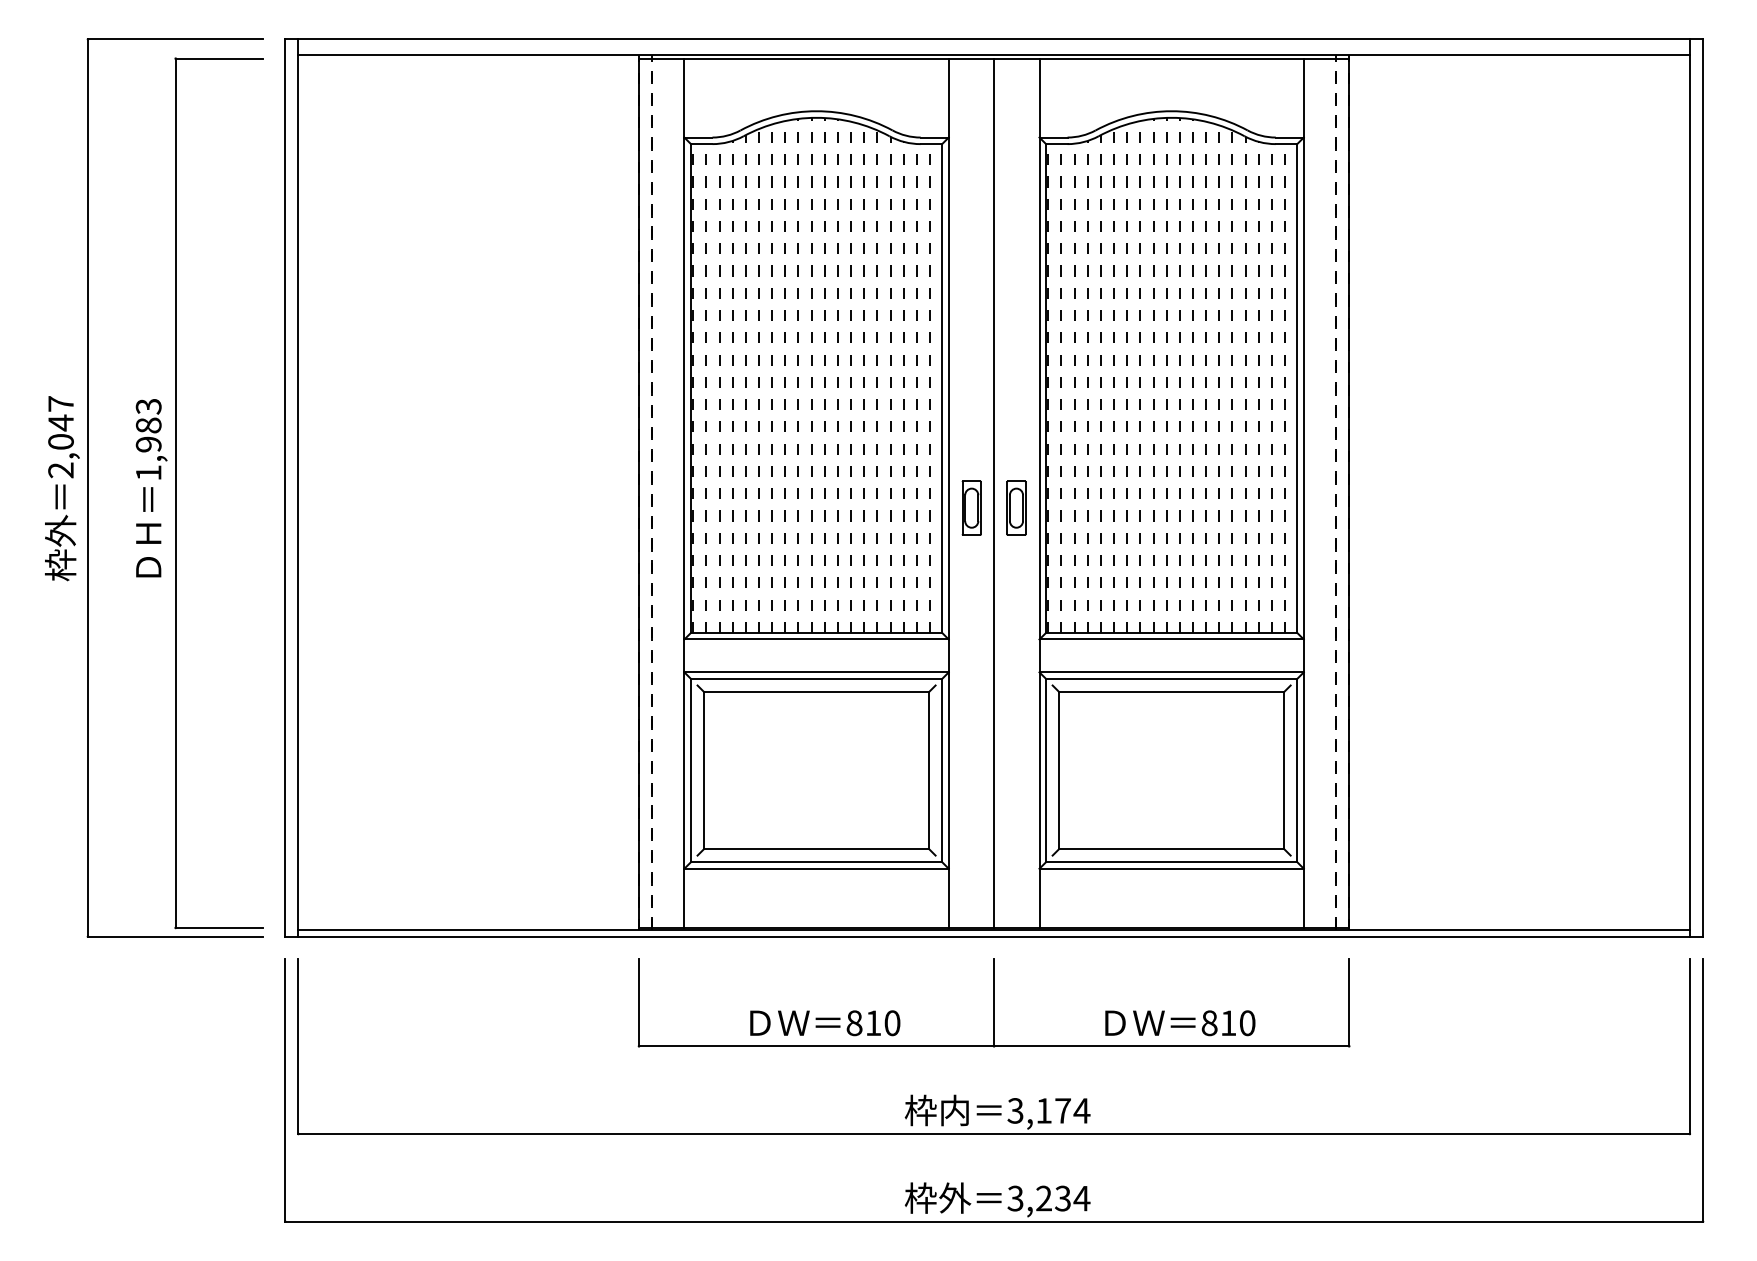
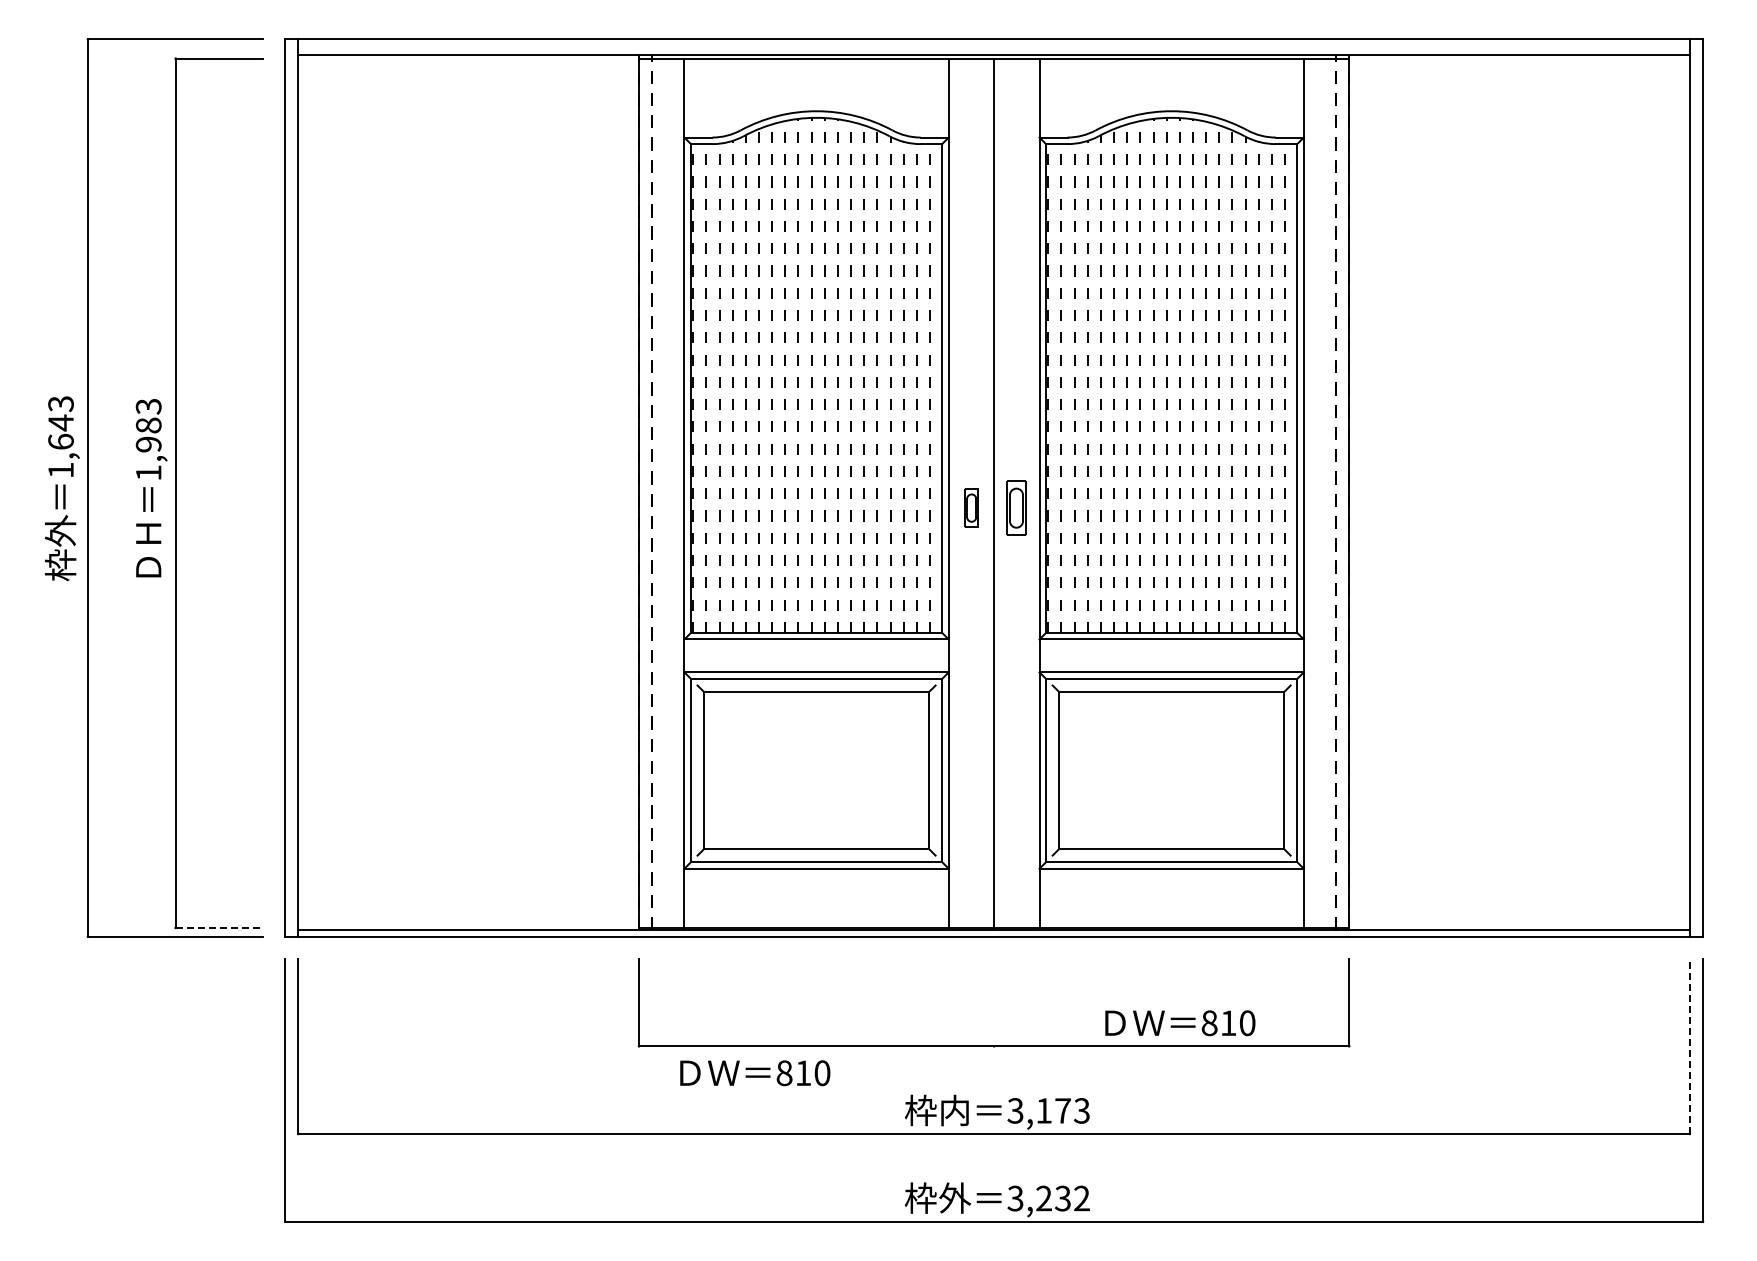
text: 2,047 -> 1,643 (60, 437)
part size: 21x56 px -> 15x40 px (971, 507)
line: solid -> dashed (219, 927)
line: present -> none (994, 1002)
text position: (825, 1023) -> (755, 1073) (755, 1073)
line: solid -> dashed (1689, 1046)
text: 3,174 -> 3,173 (1081, 1110)
text: 3,234 -> 3,232 (1081, 1198)
